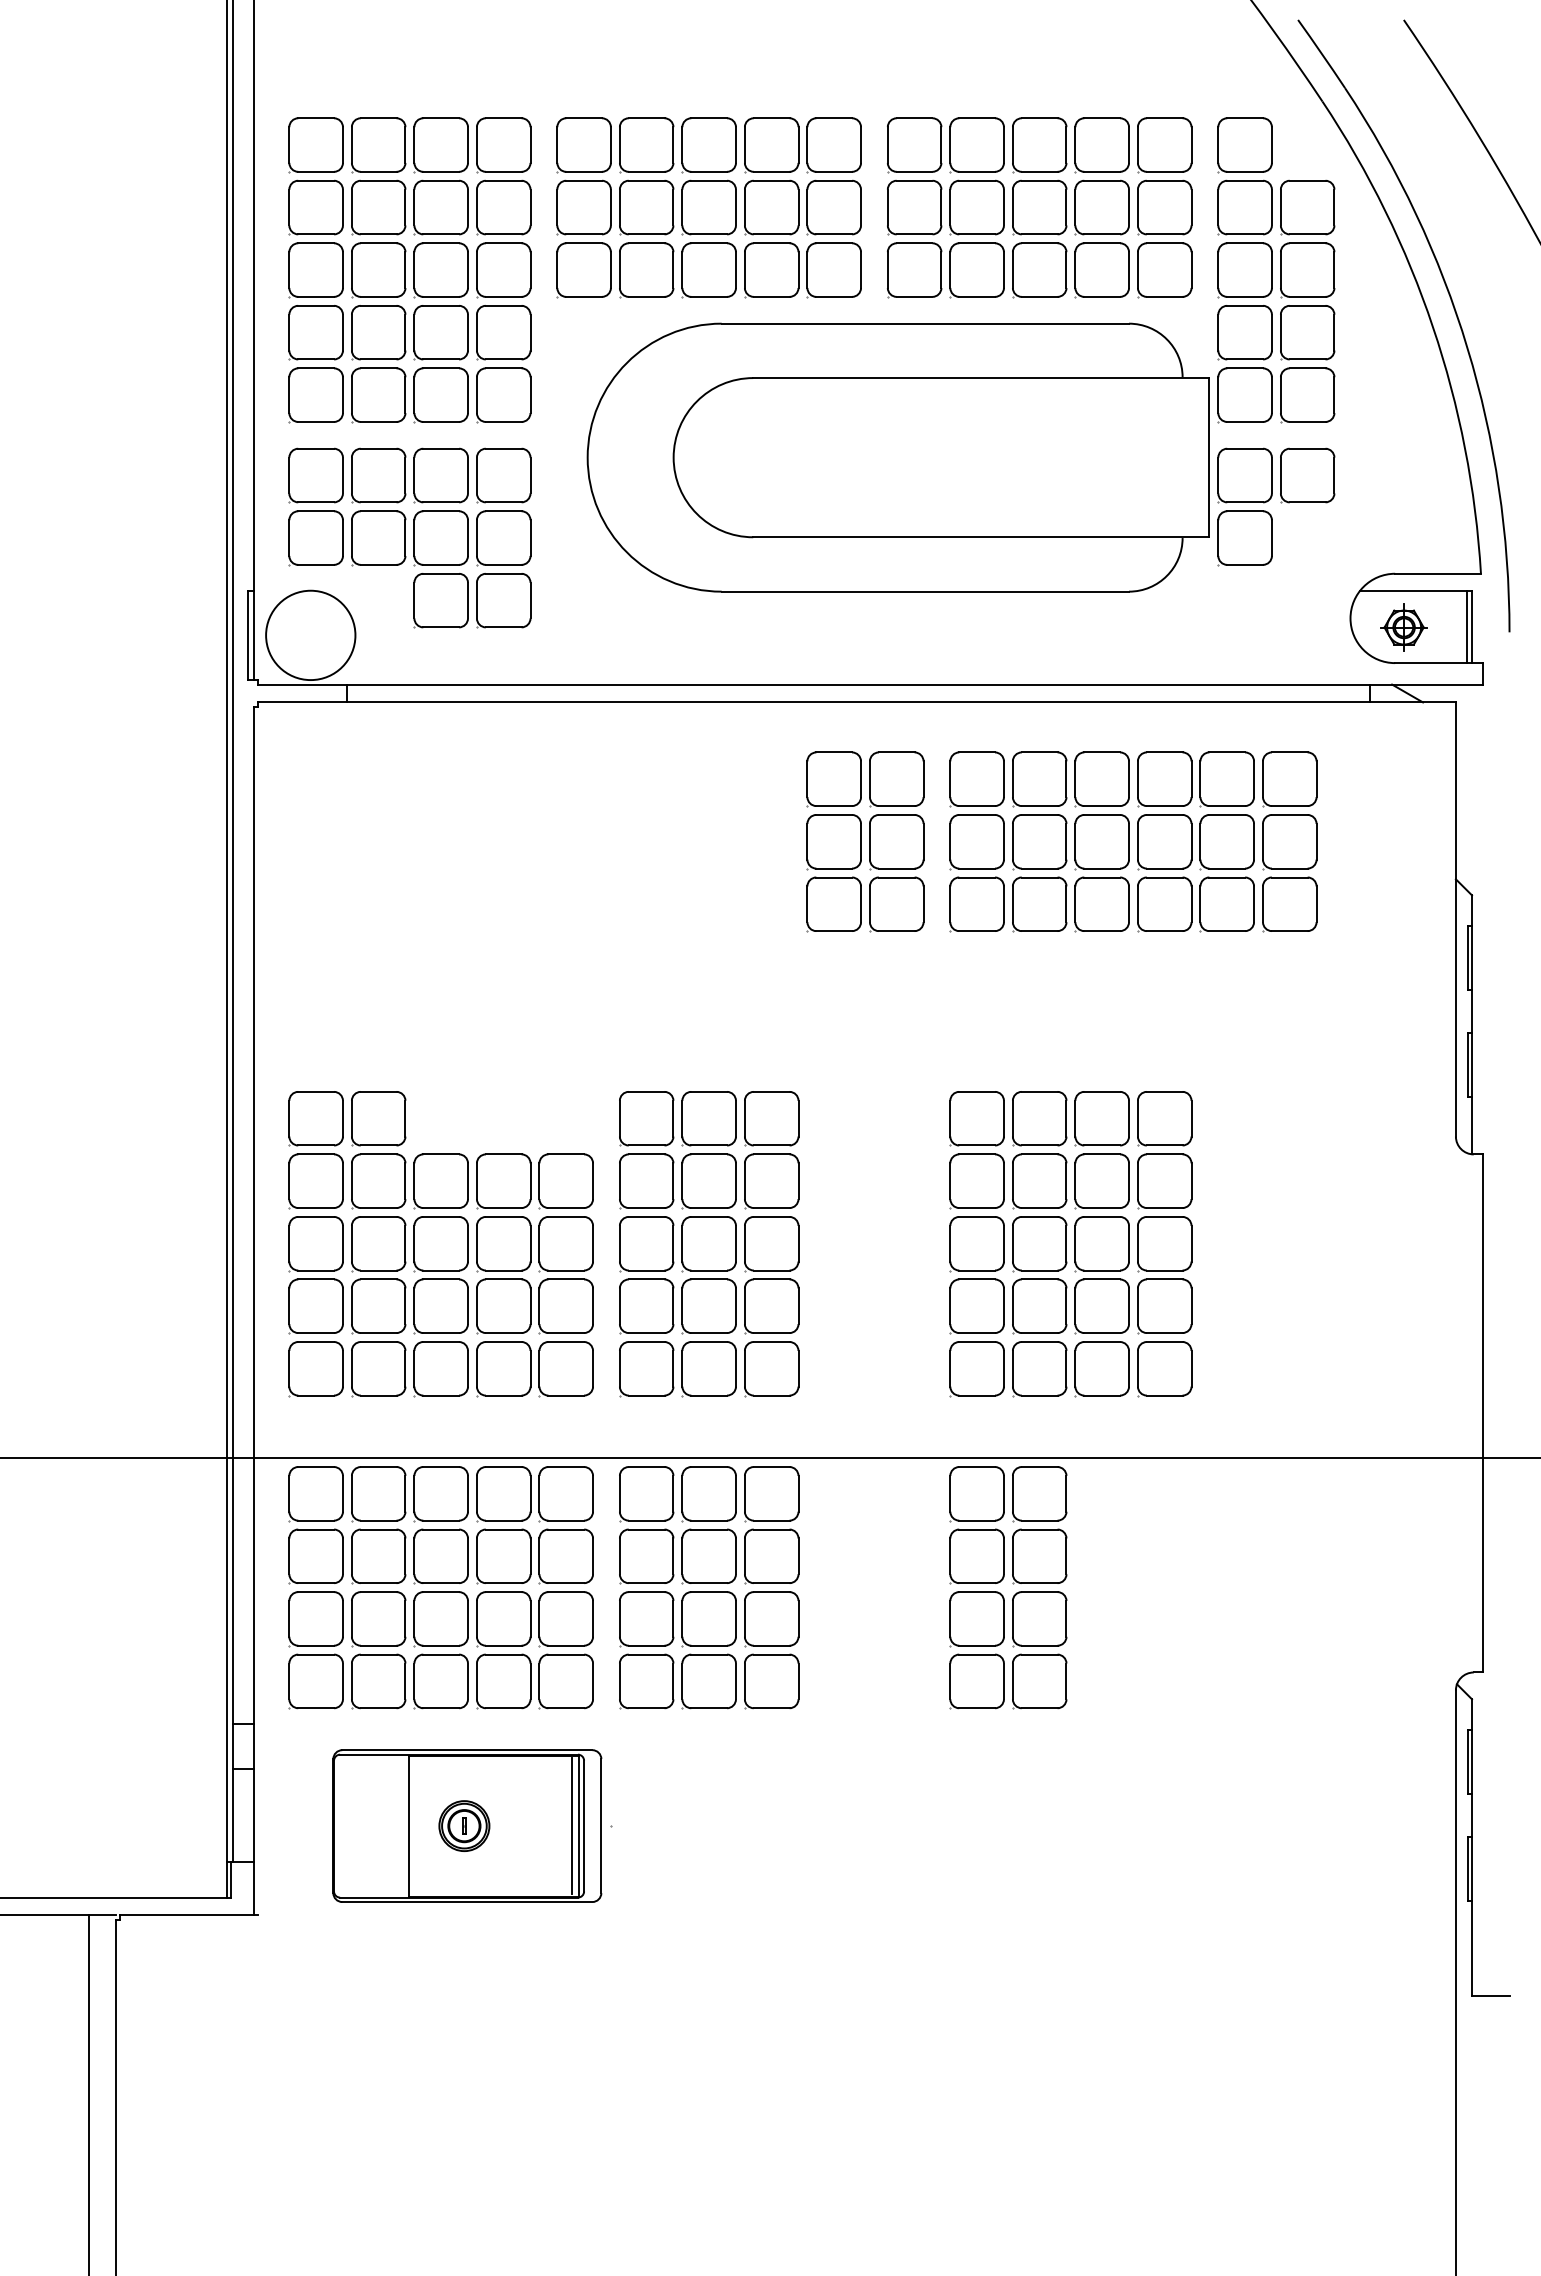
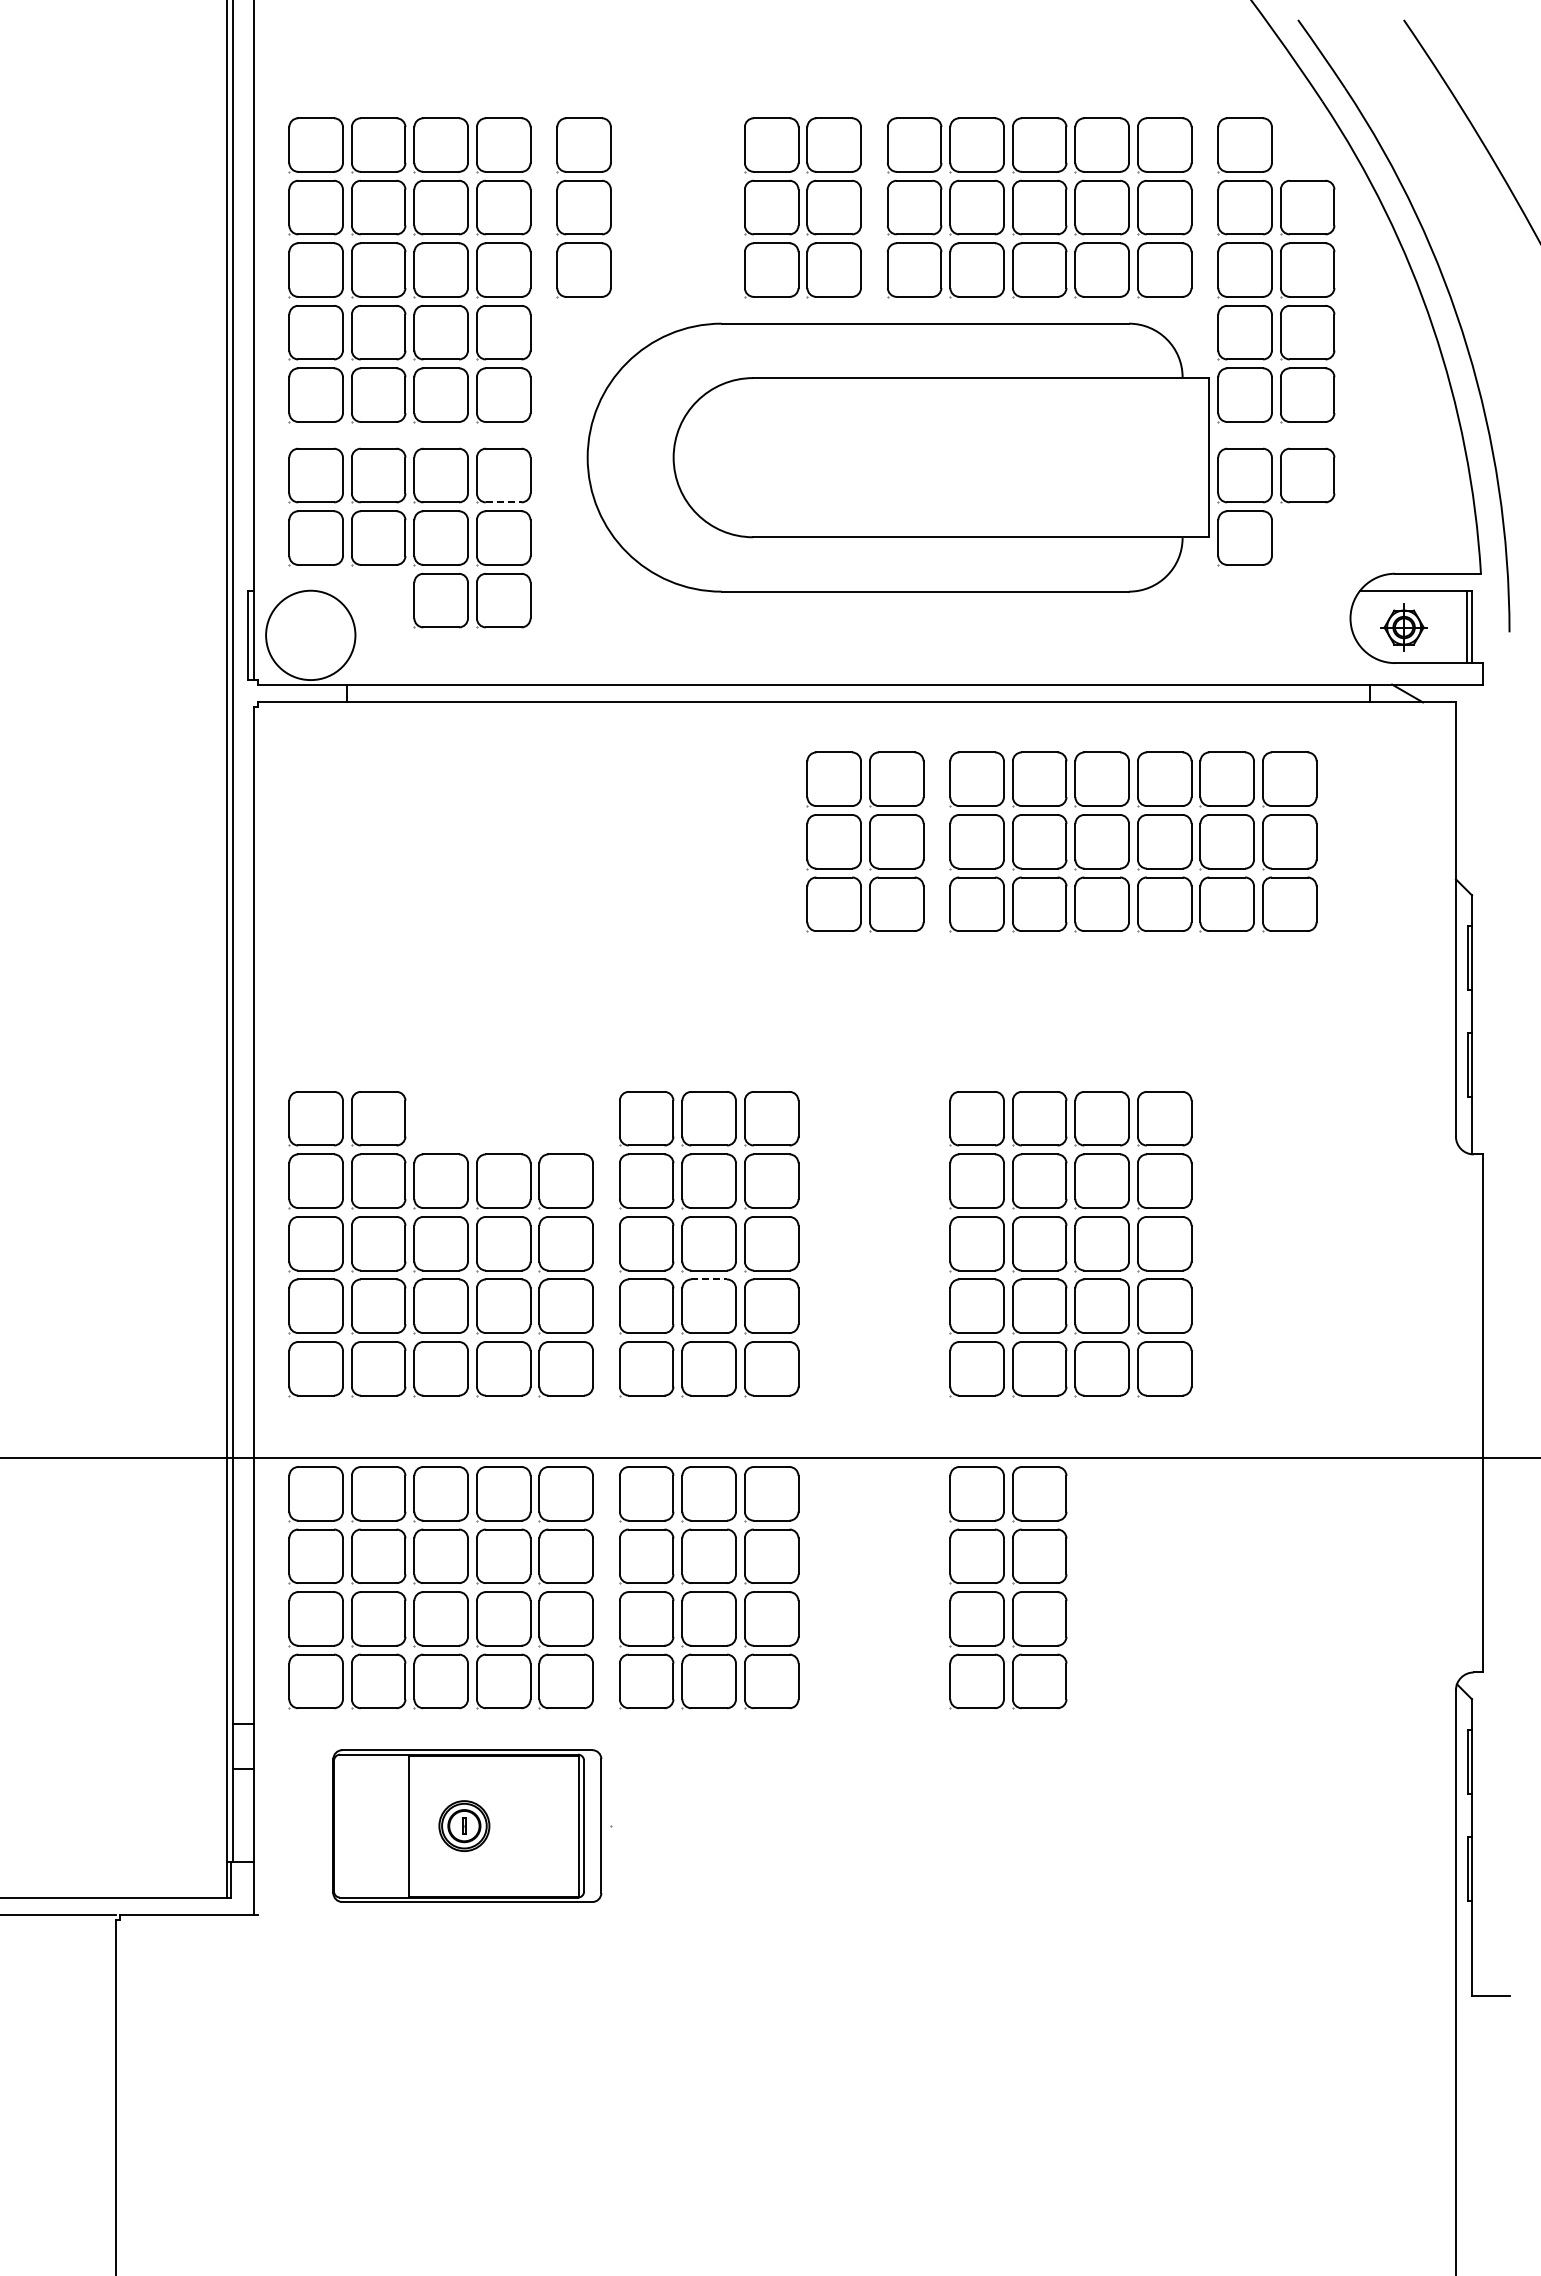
part: present -> none (677, 207)
line: solid -> dashed (503, 502)
line: solid -> dashed (709, 1279)
line: present -> none (571, 1825)
line: present -> none (89, 2093)
